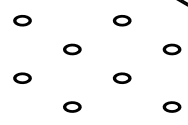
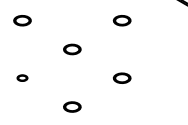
part: present -> none (171, 49)
part size: 19x12 px -> 13x8 px (22, 77)
part: present -> none (171, 106)
